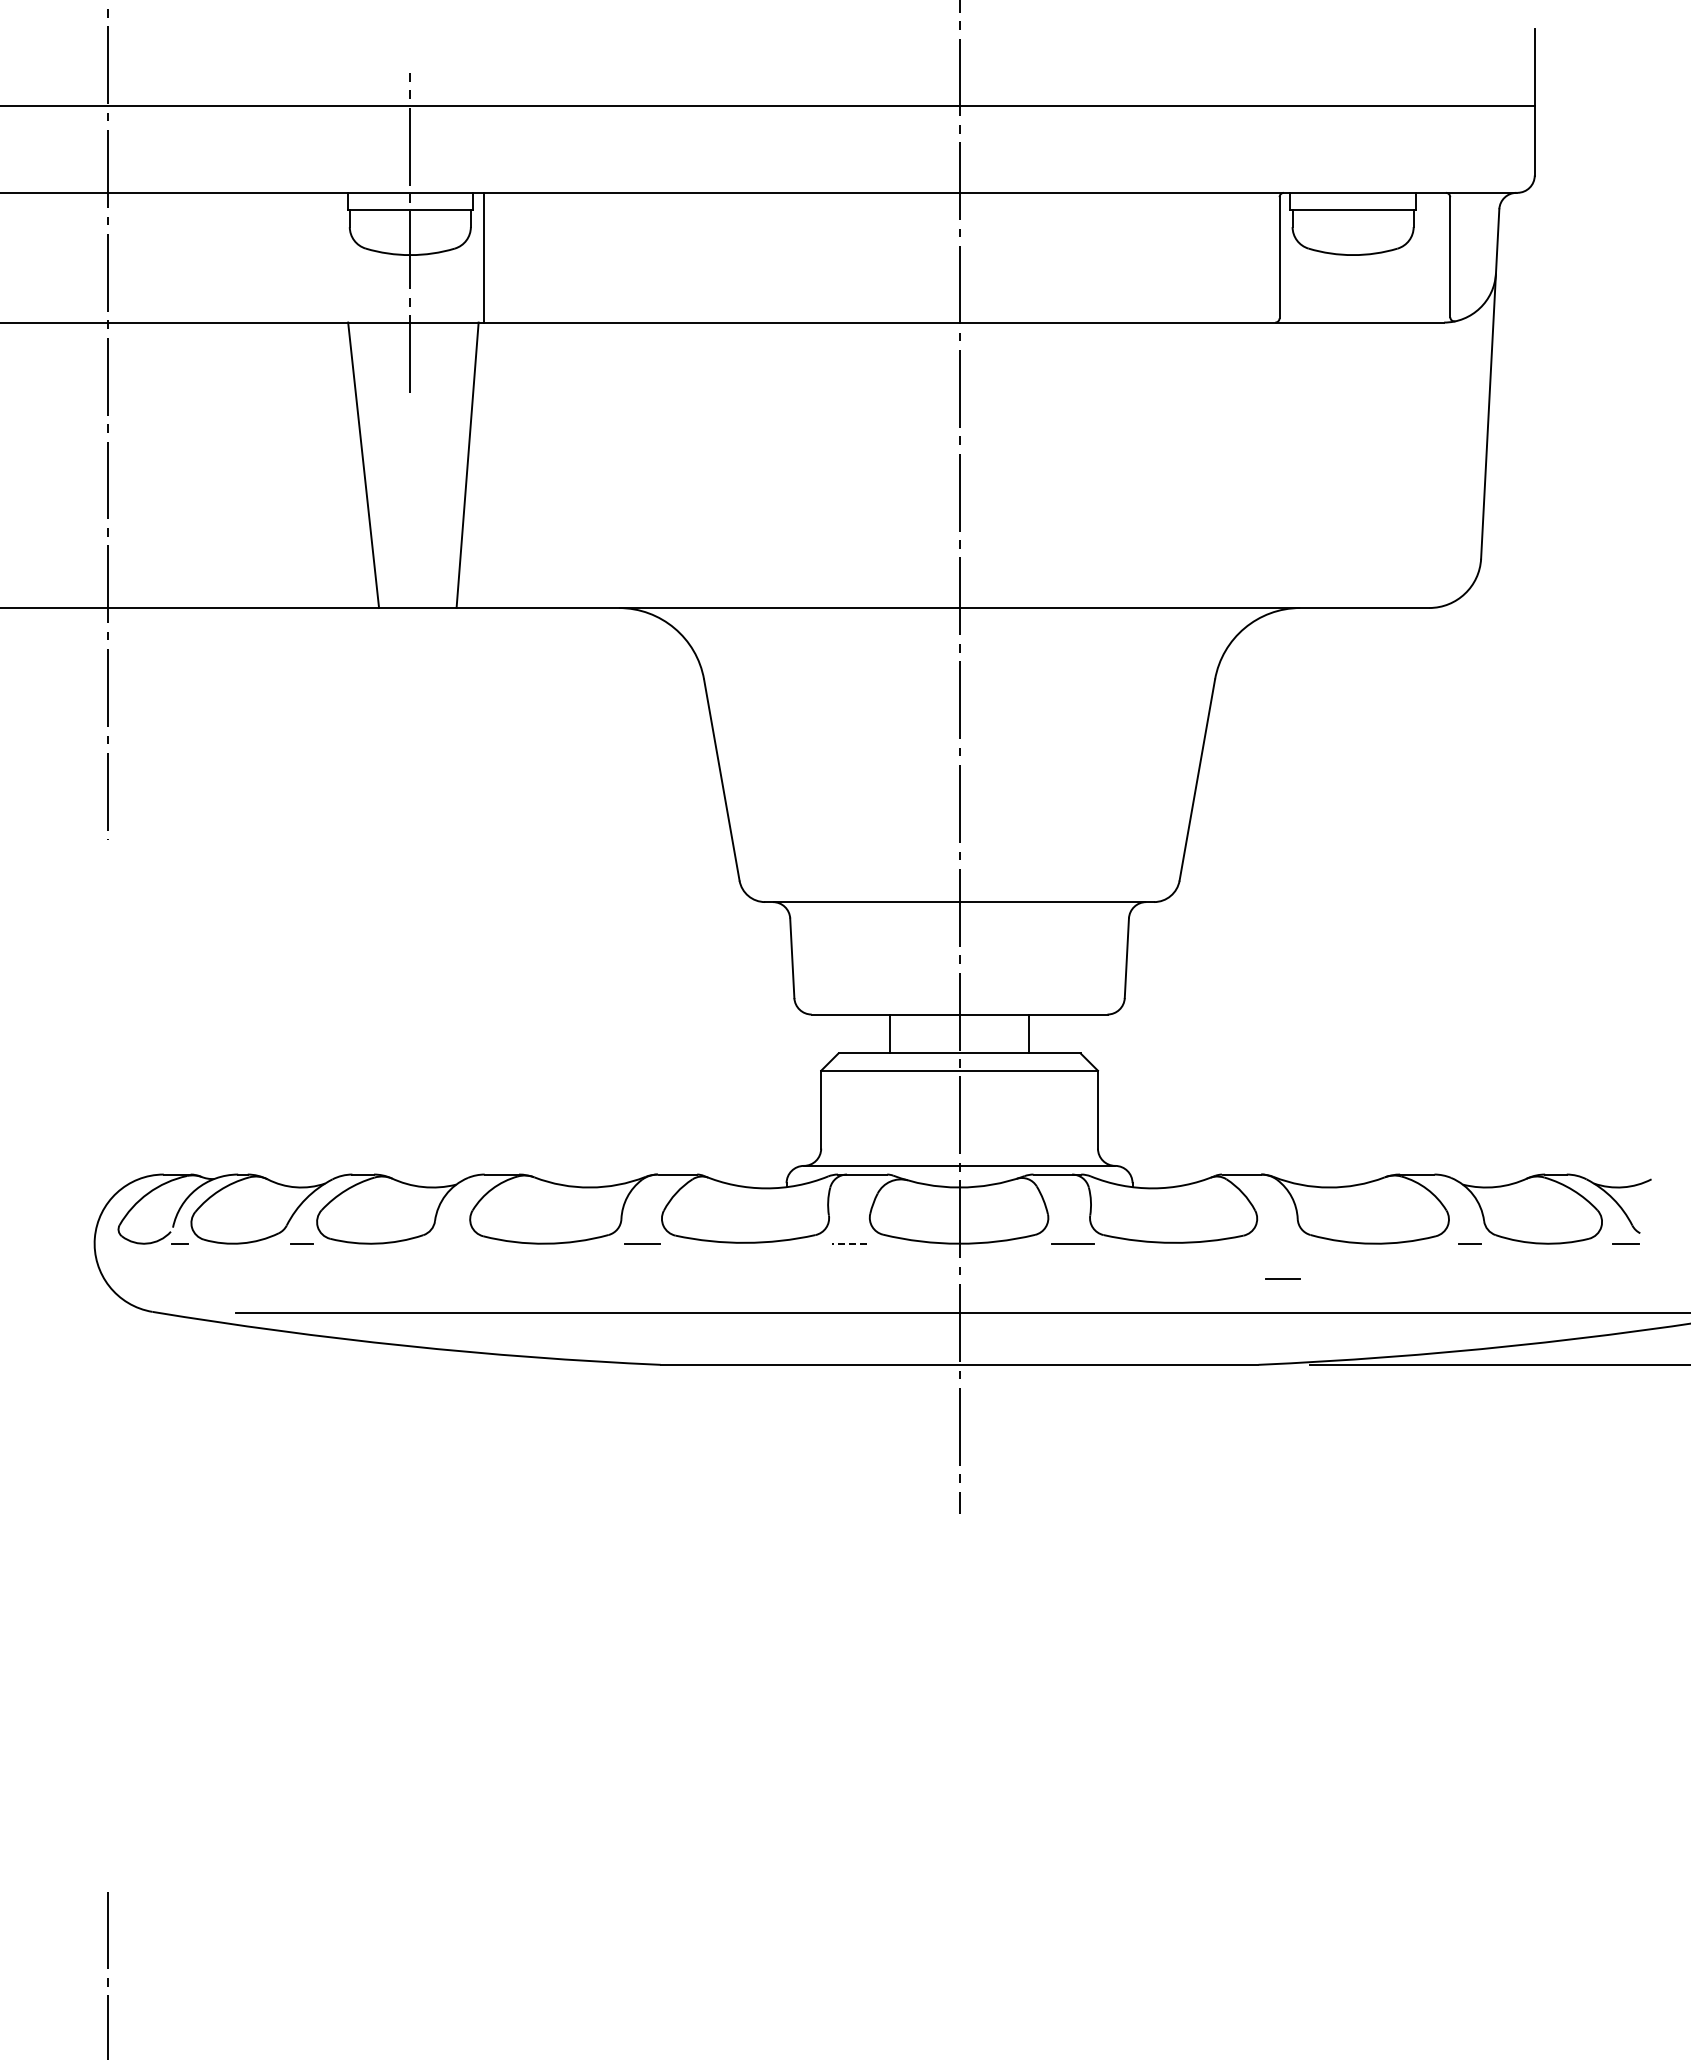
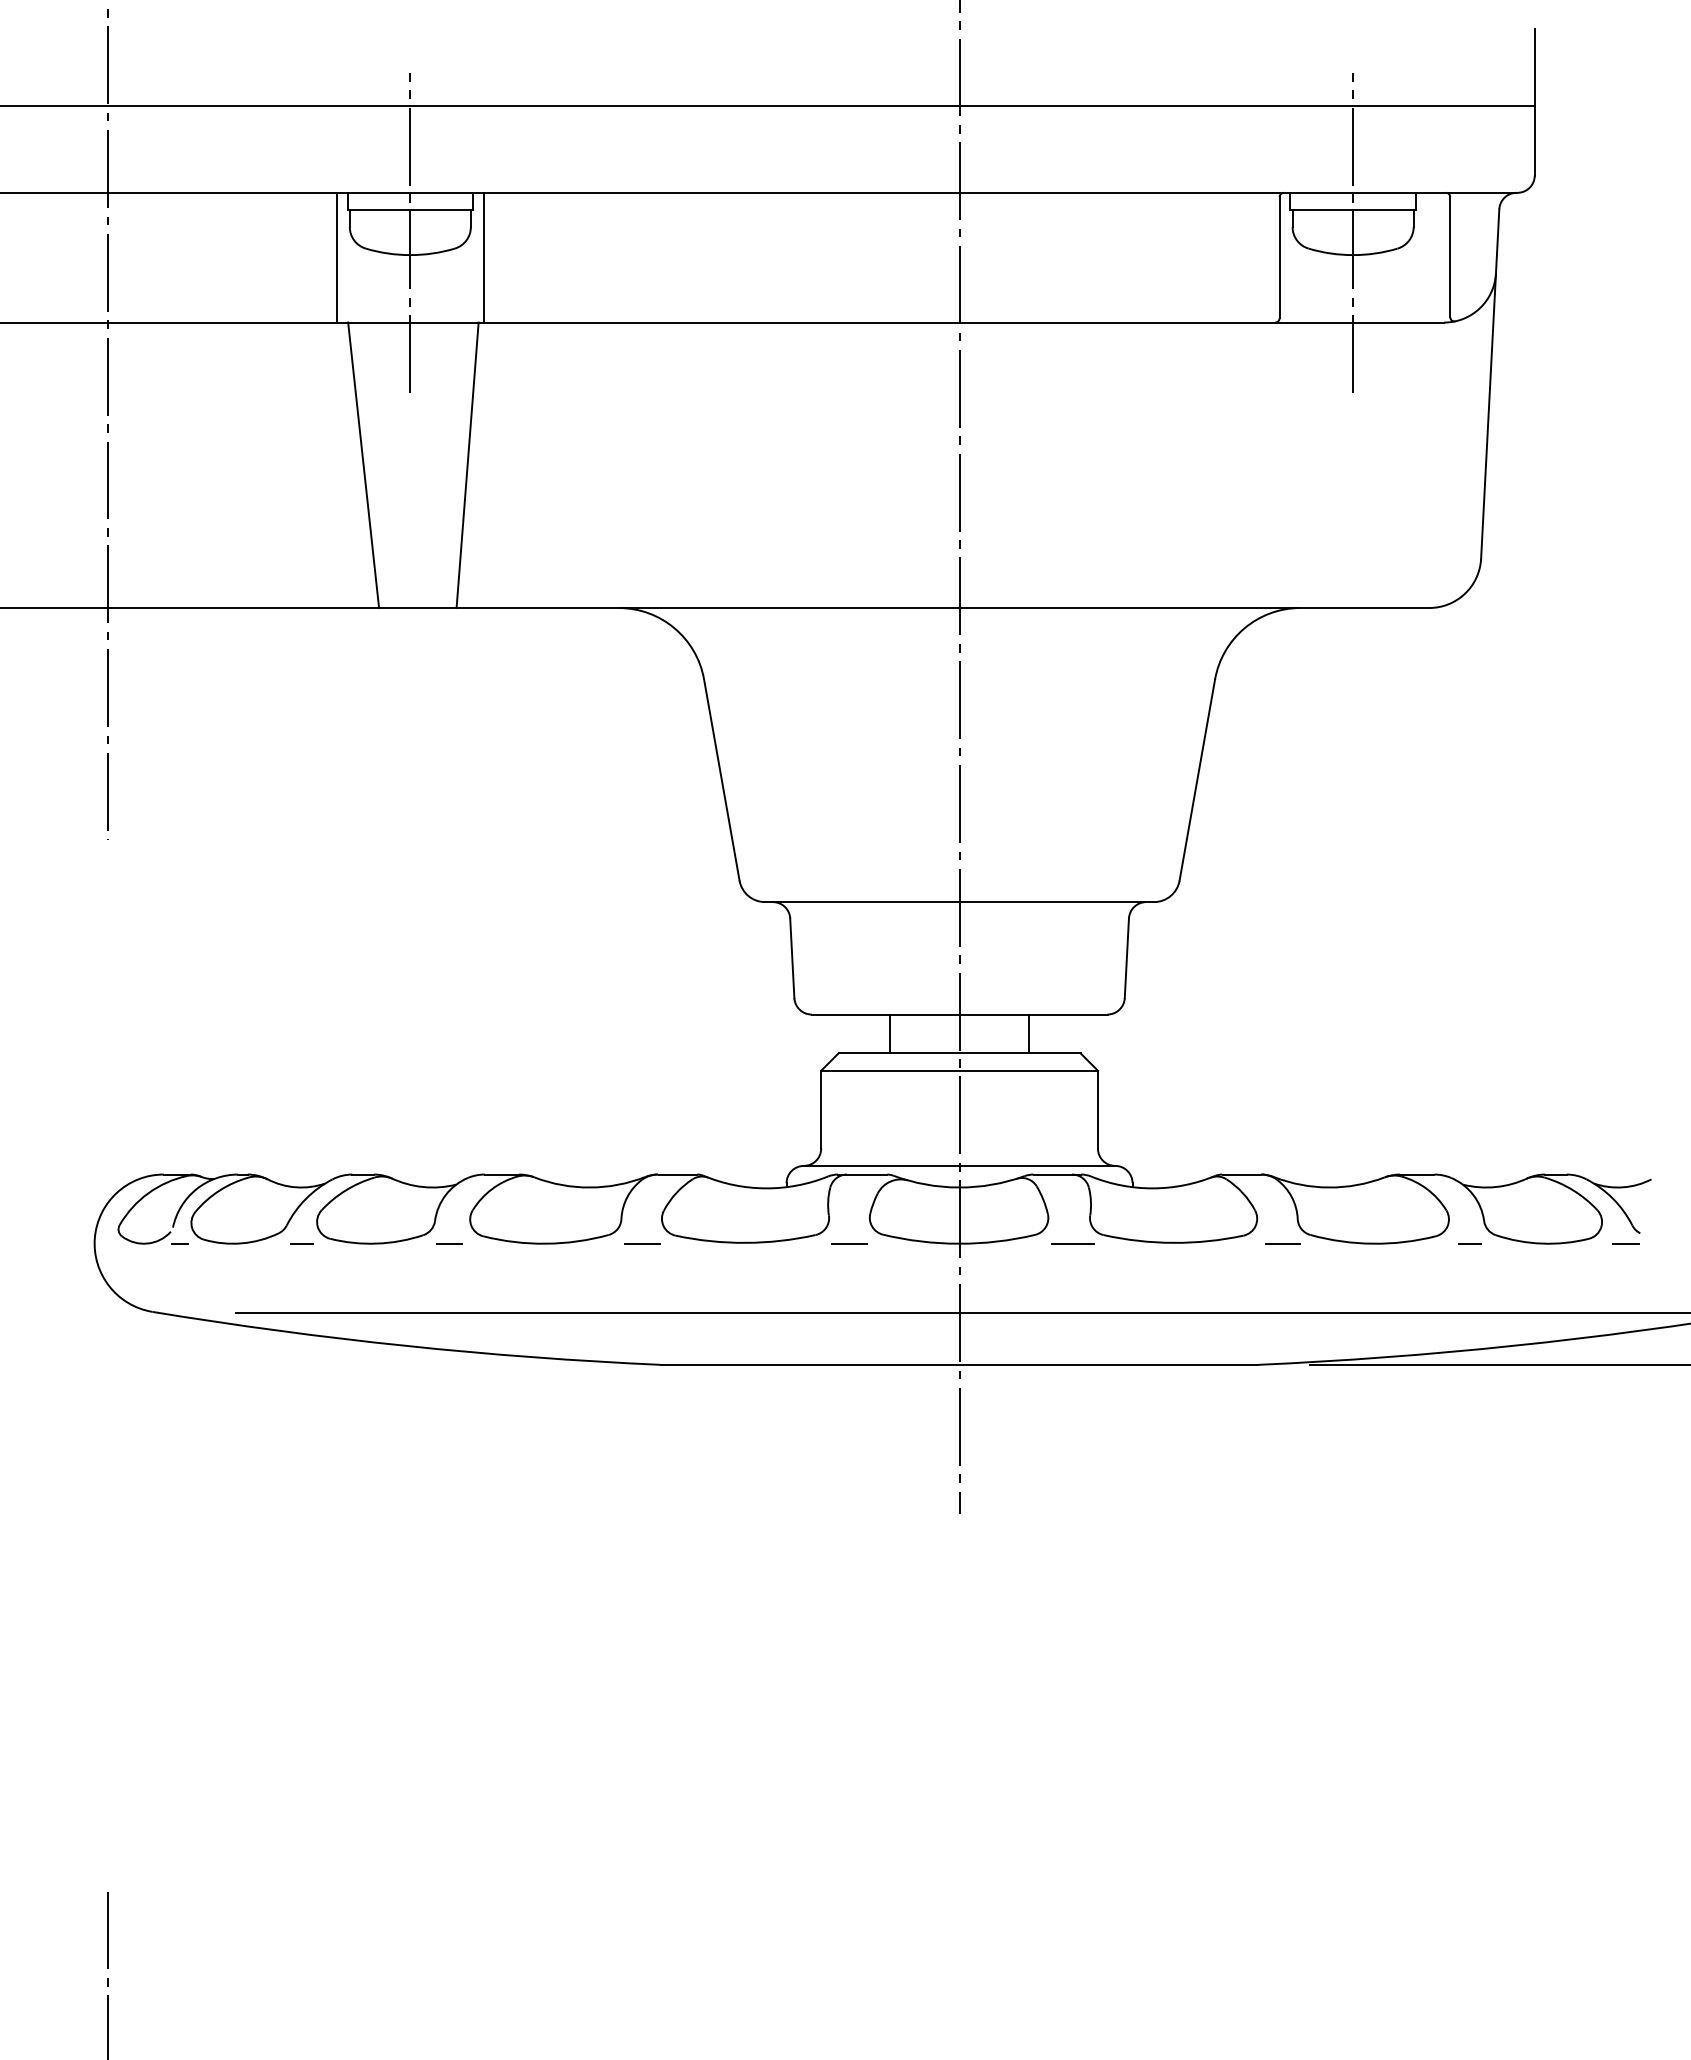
line: none -> present (1353, 233)
line: none -> present (336, 257)
line: none -> present (449, 1243)
line: dashed -> solid (849, 1243)
line position: (1282, 1278) -> (1282, 1243) (1282, 1243)
